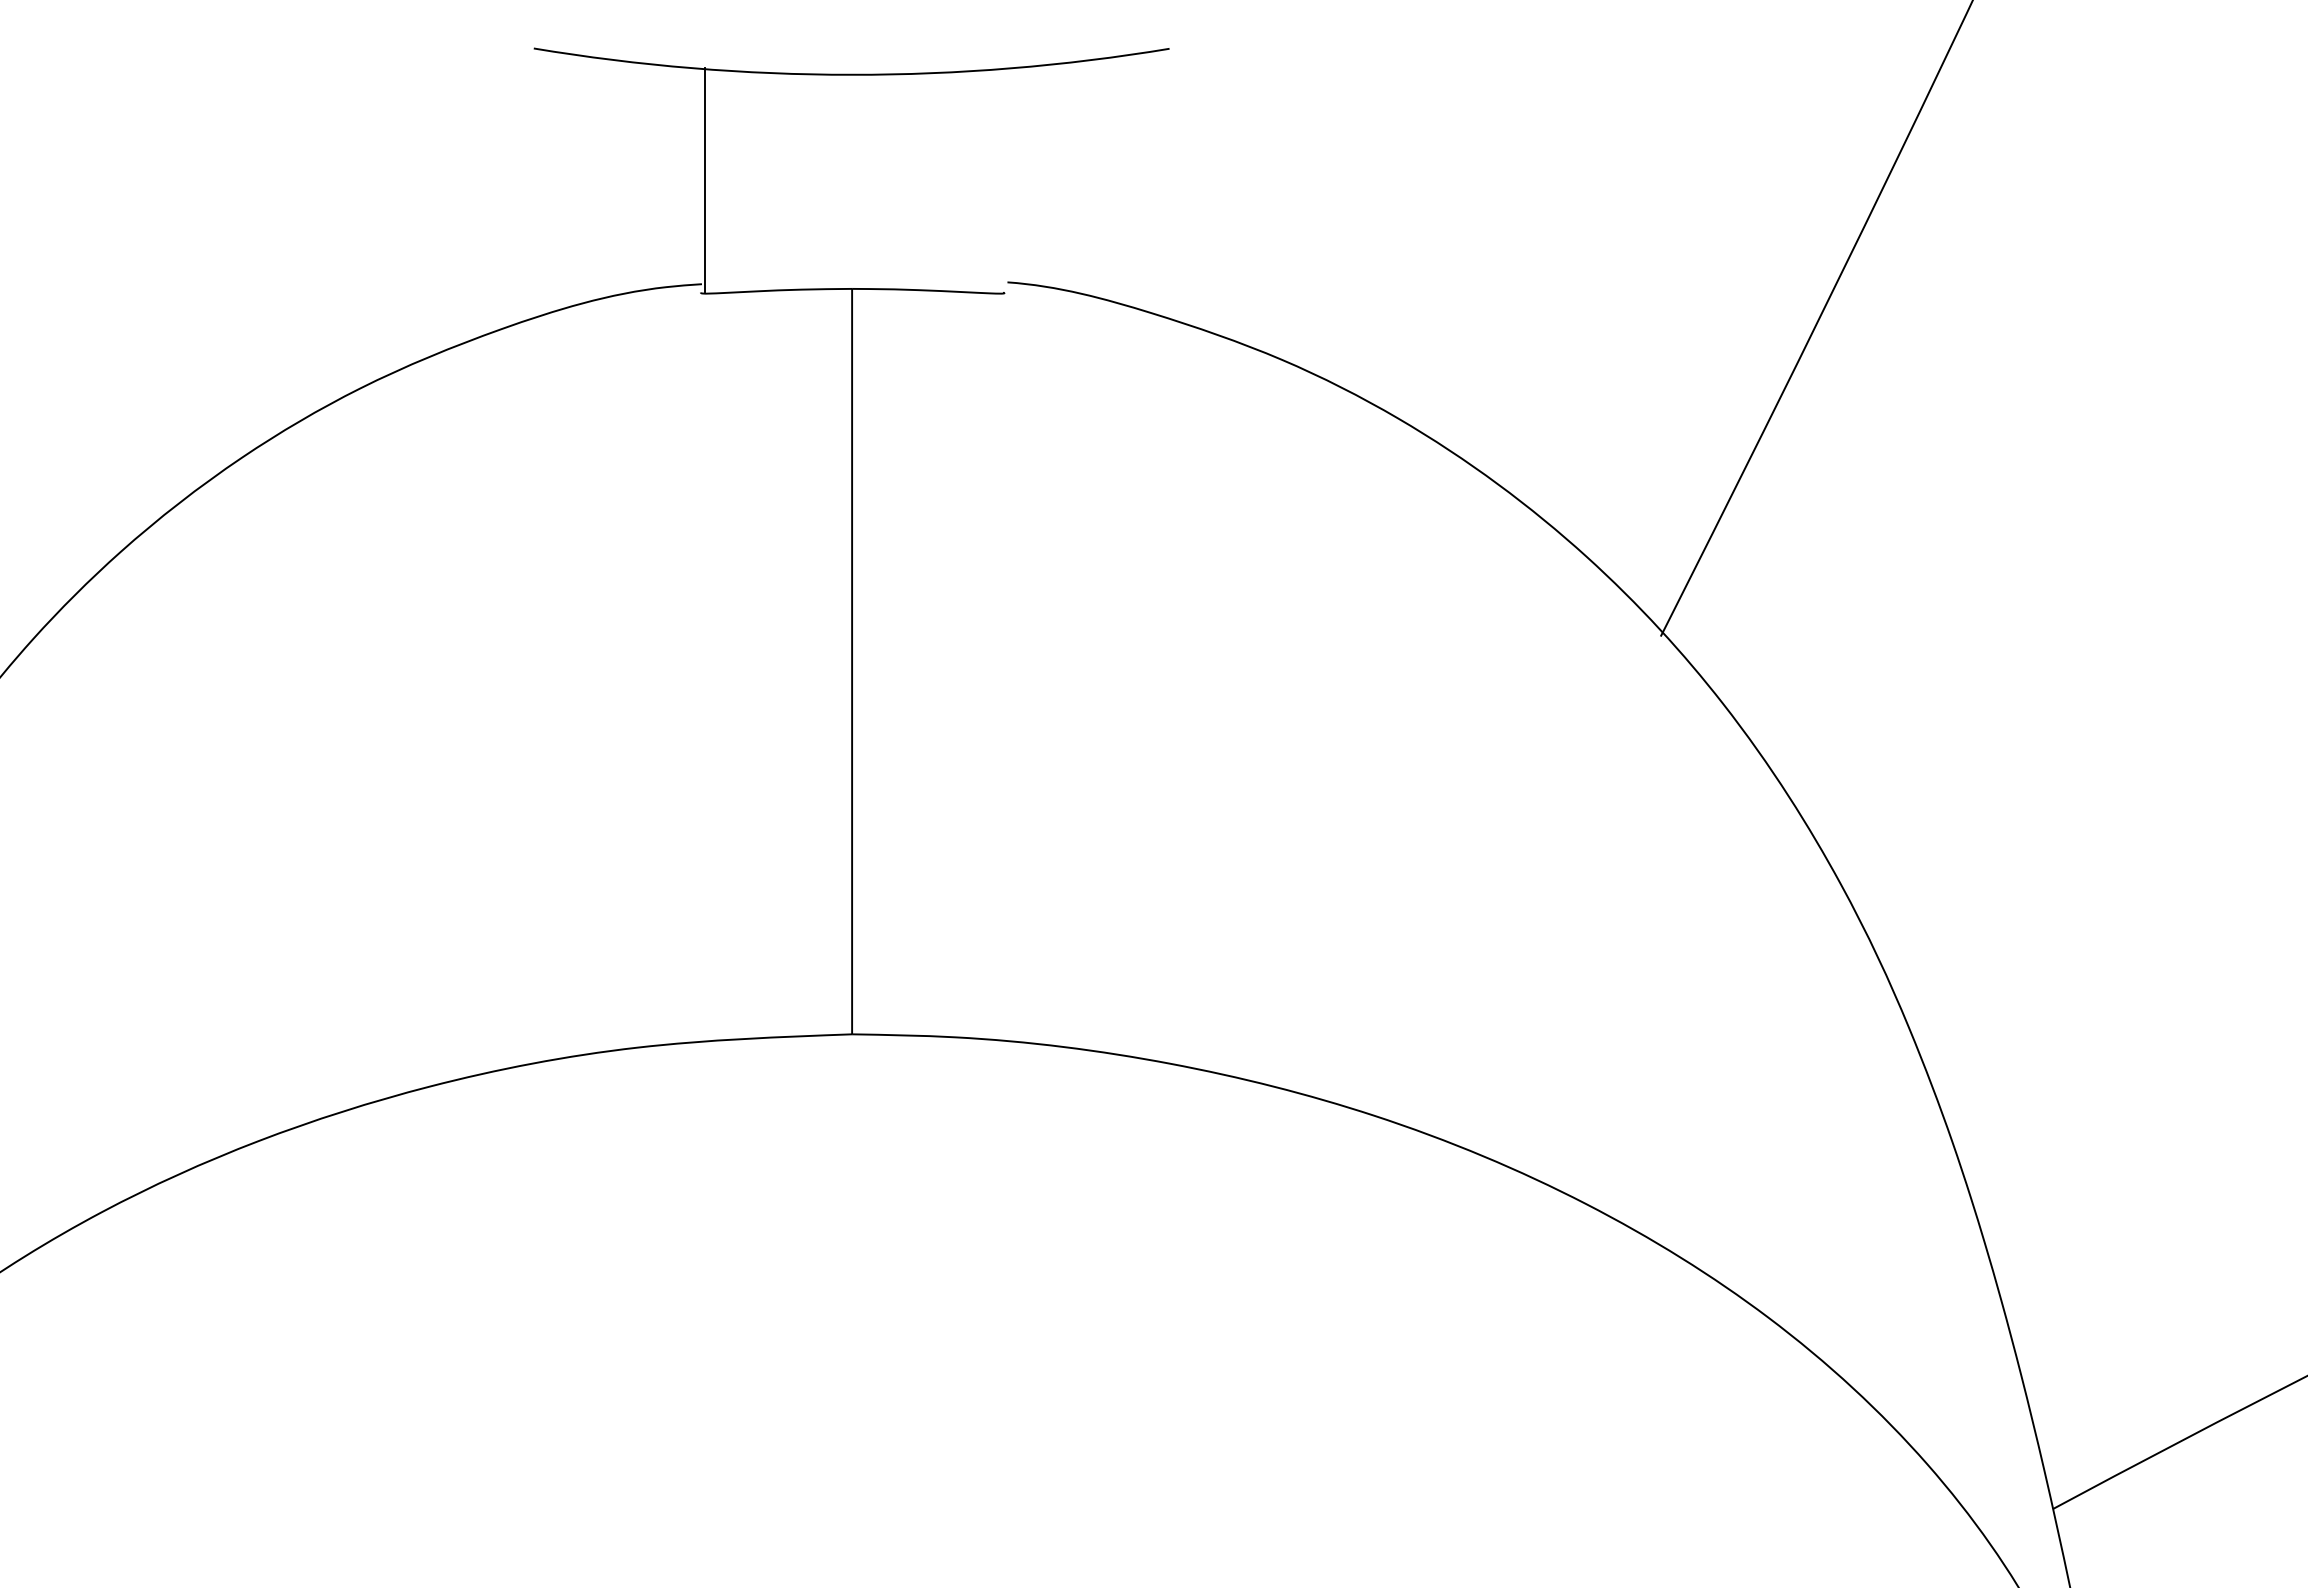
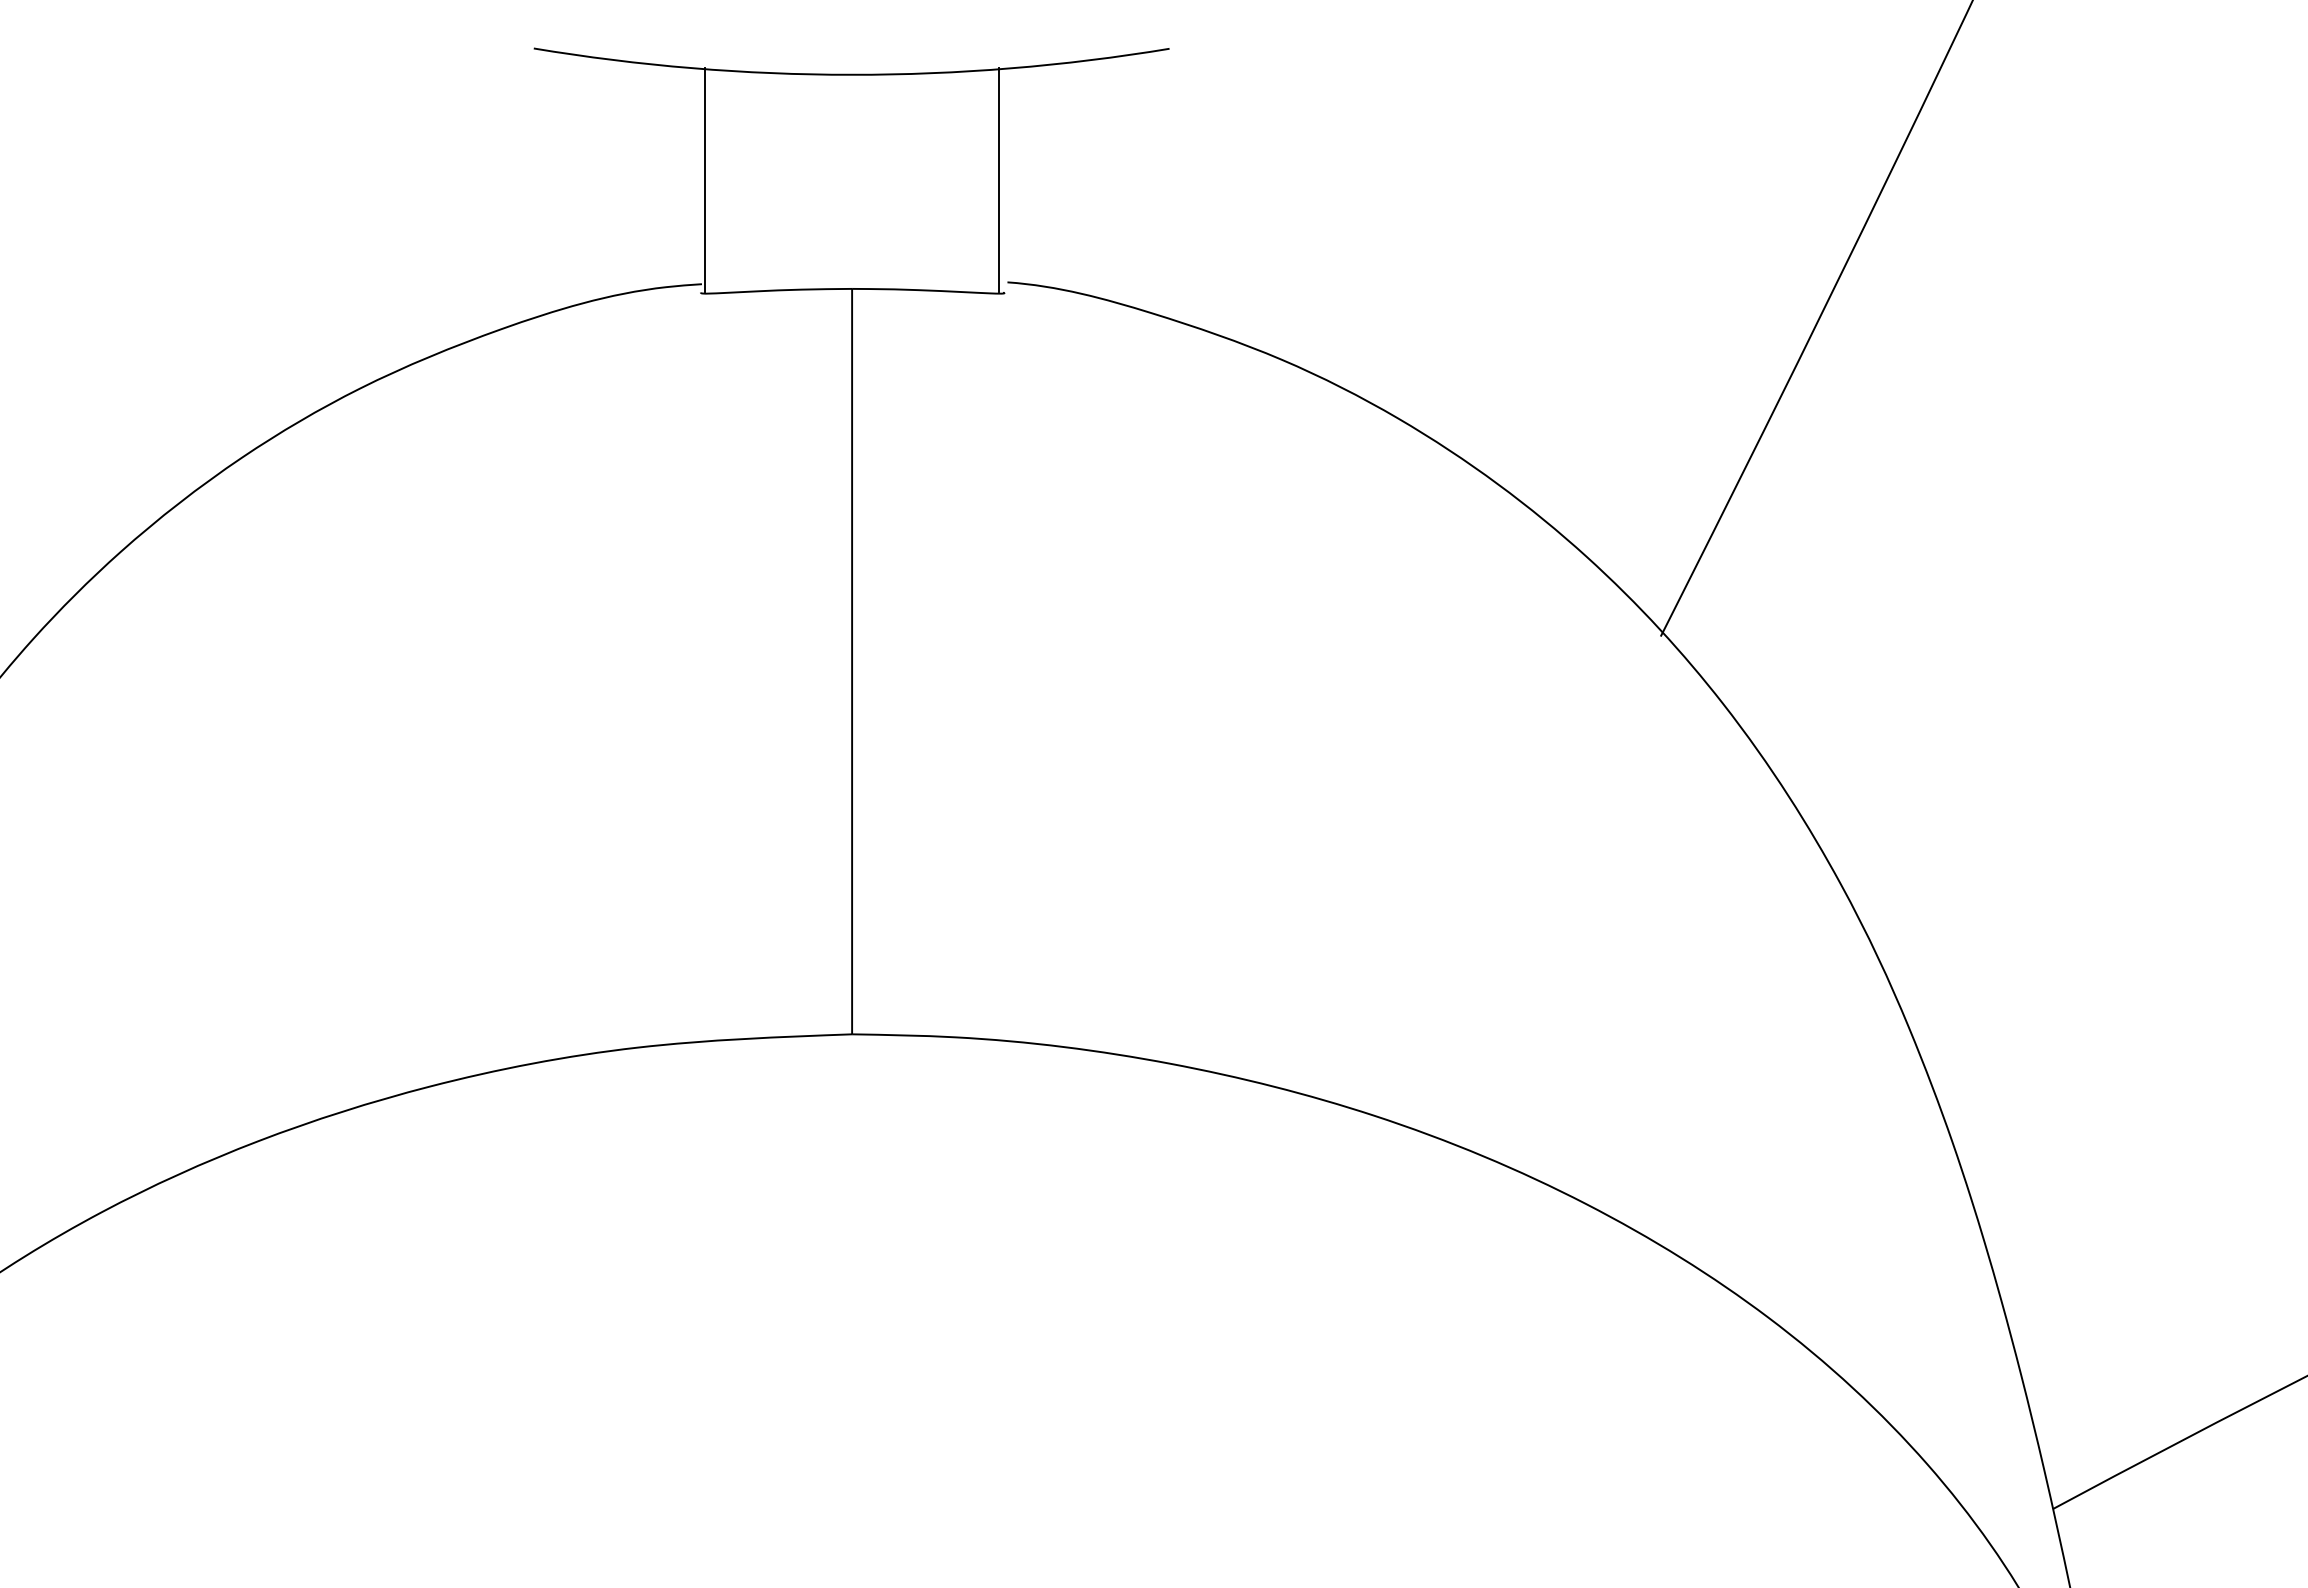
line: none -> present (999, 179)
